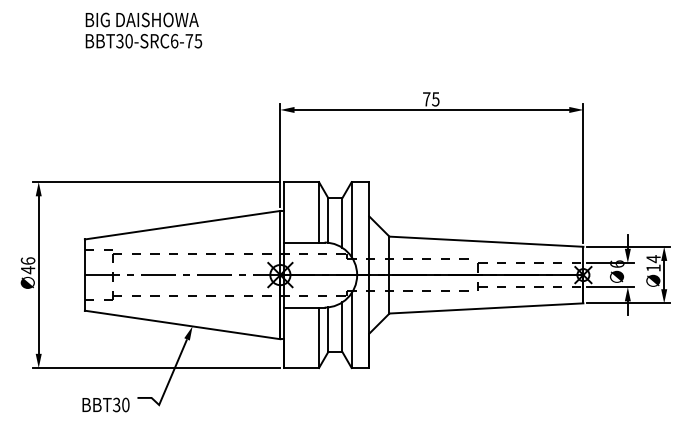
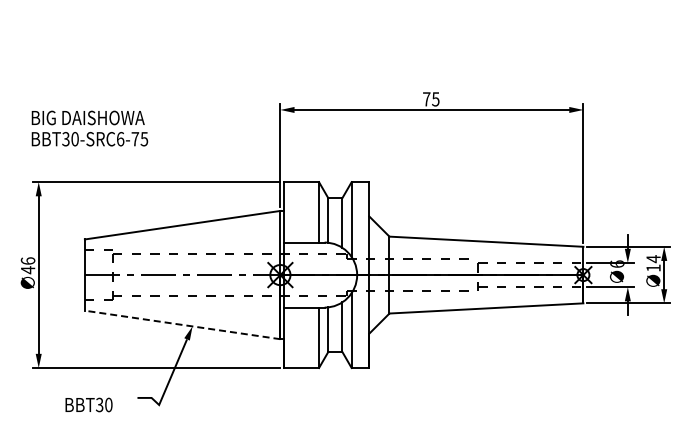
text position: (143, 30) -> (89, 128) (89, 128)
line: solid -> dashed (182, 324)
text position: (105, 404) -> (88, 404) (88, 404)
